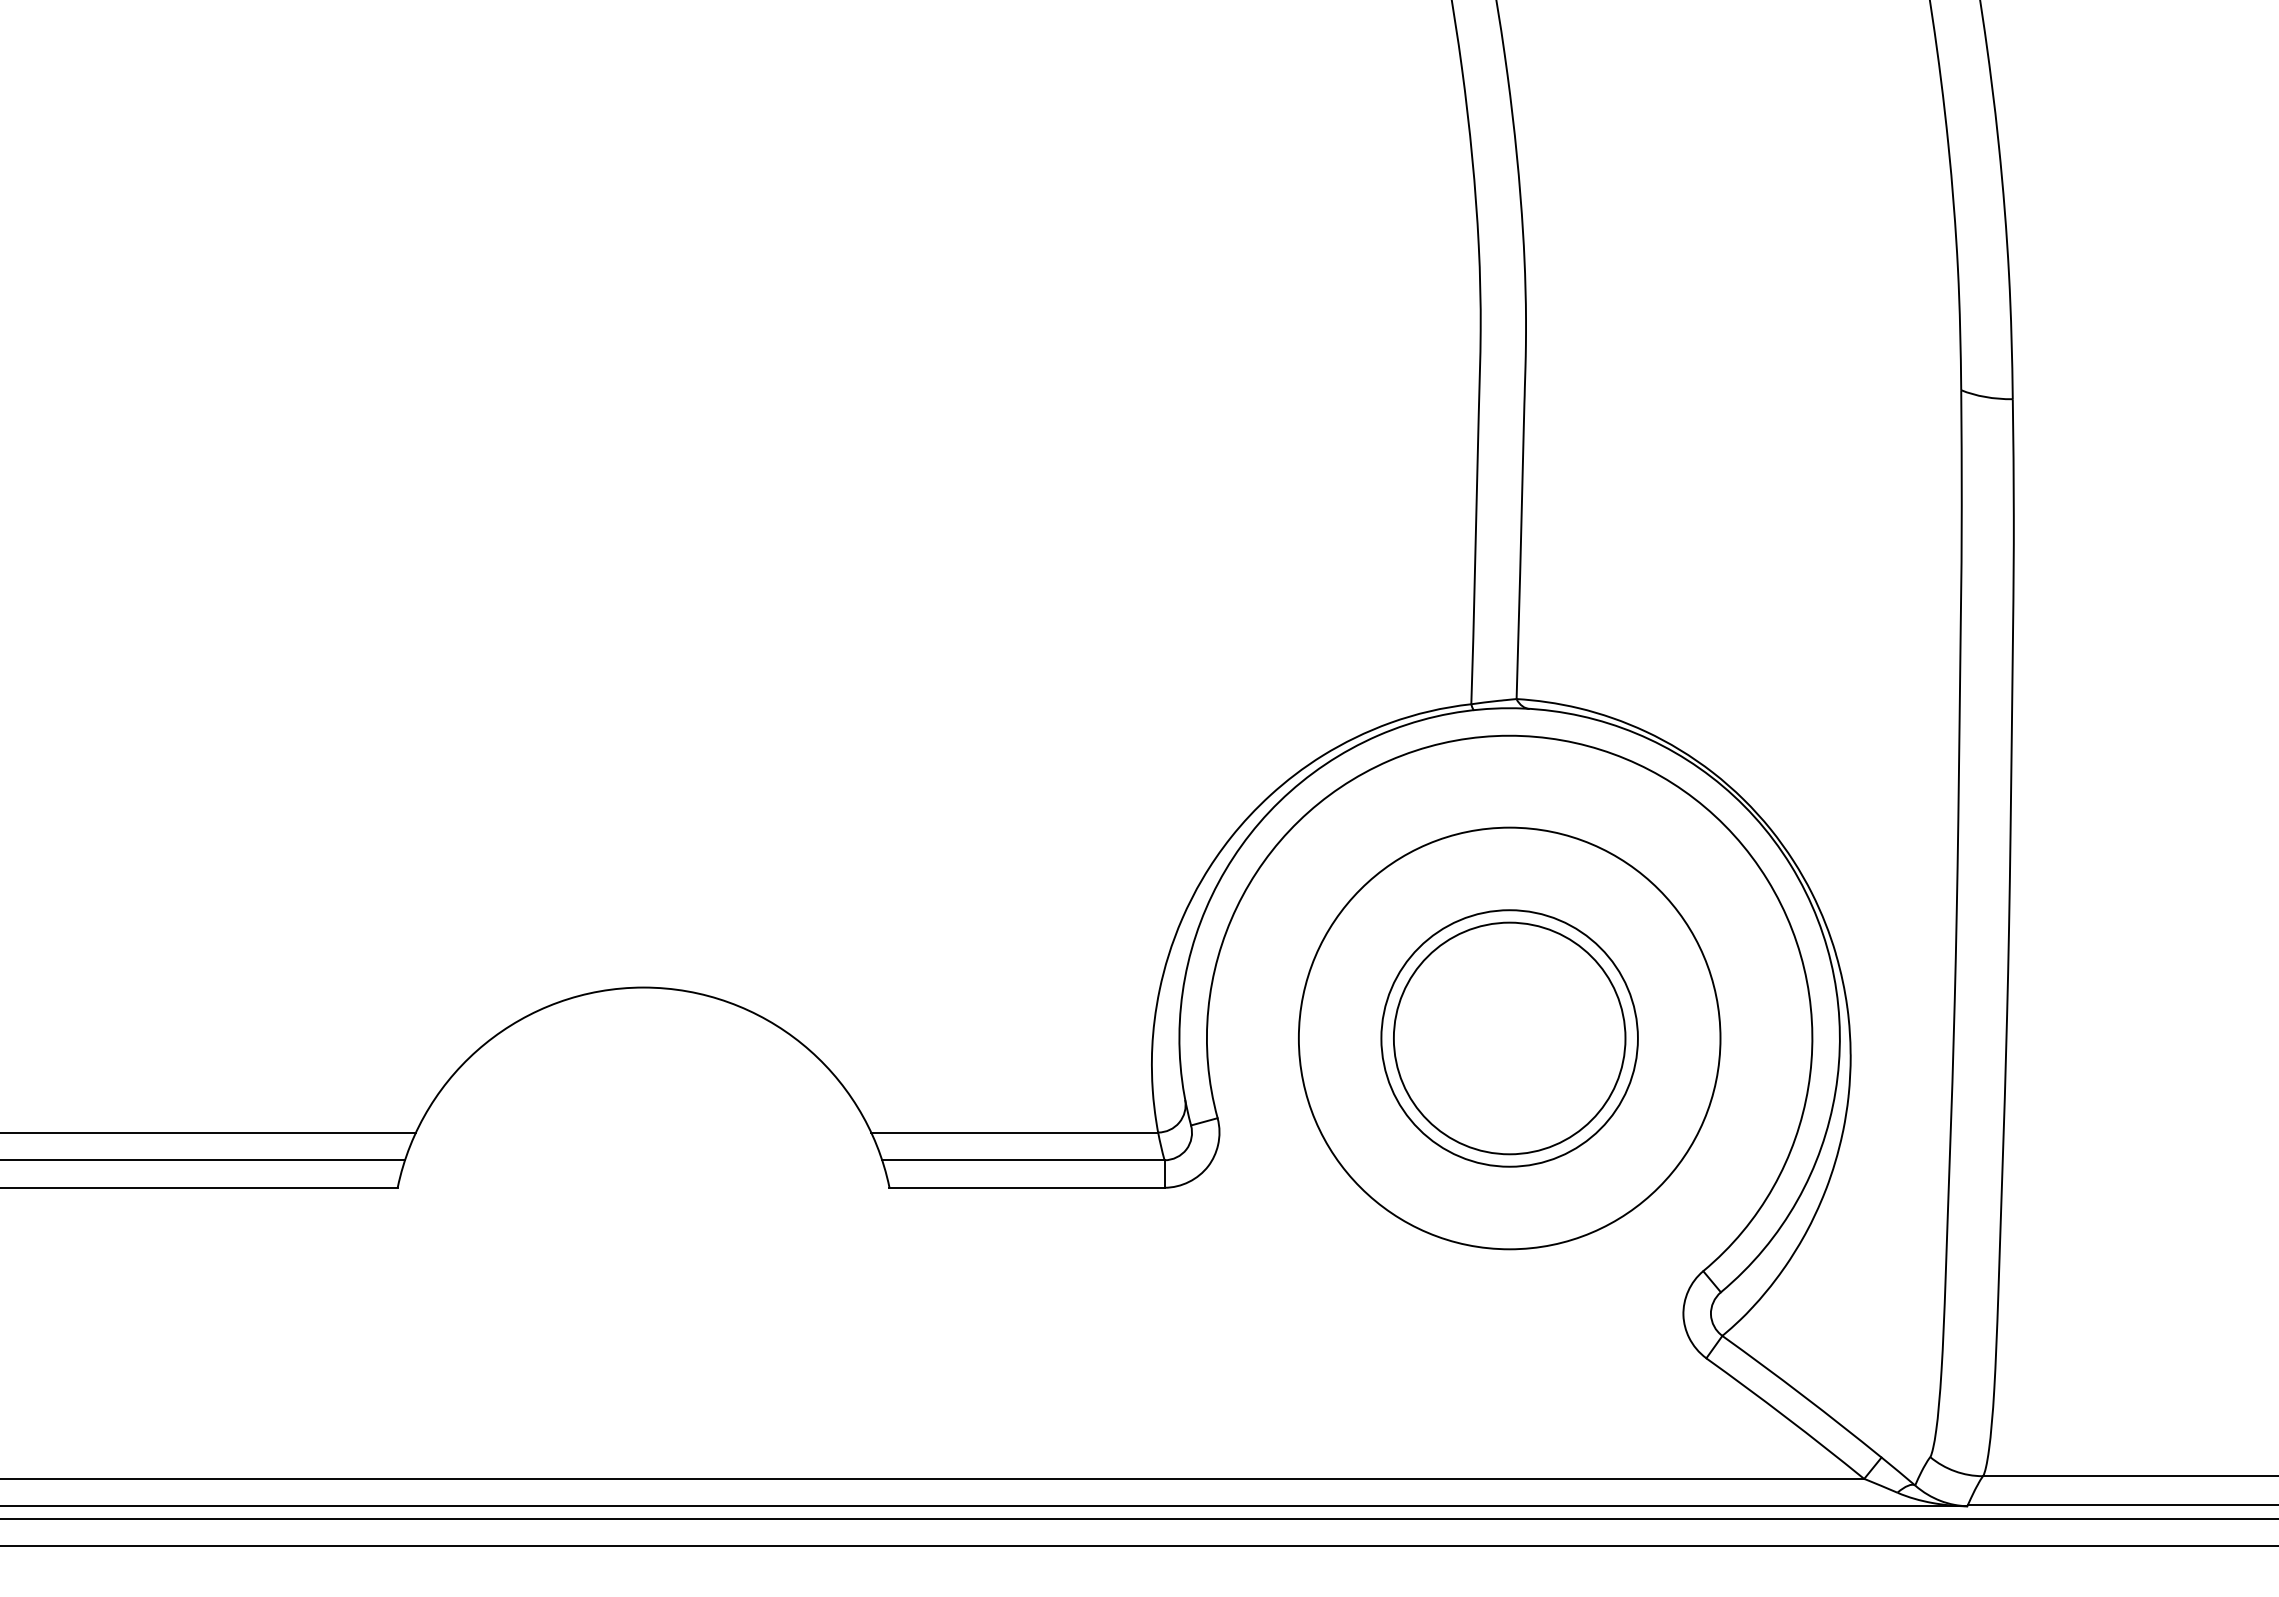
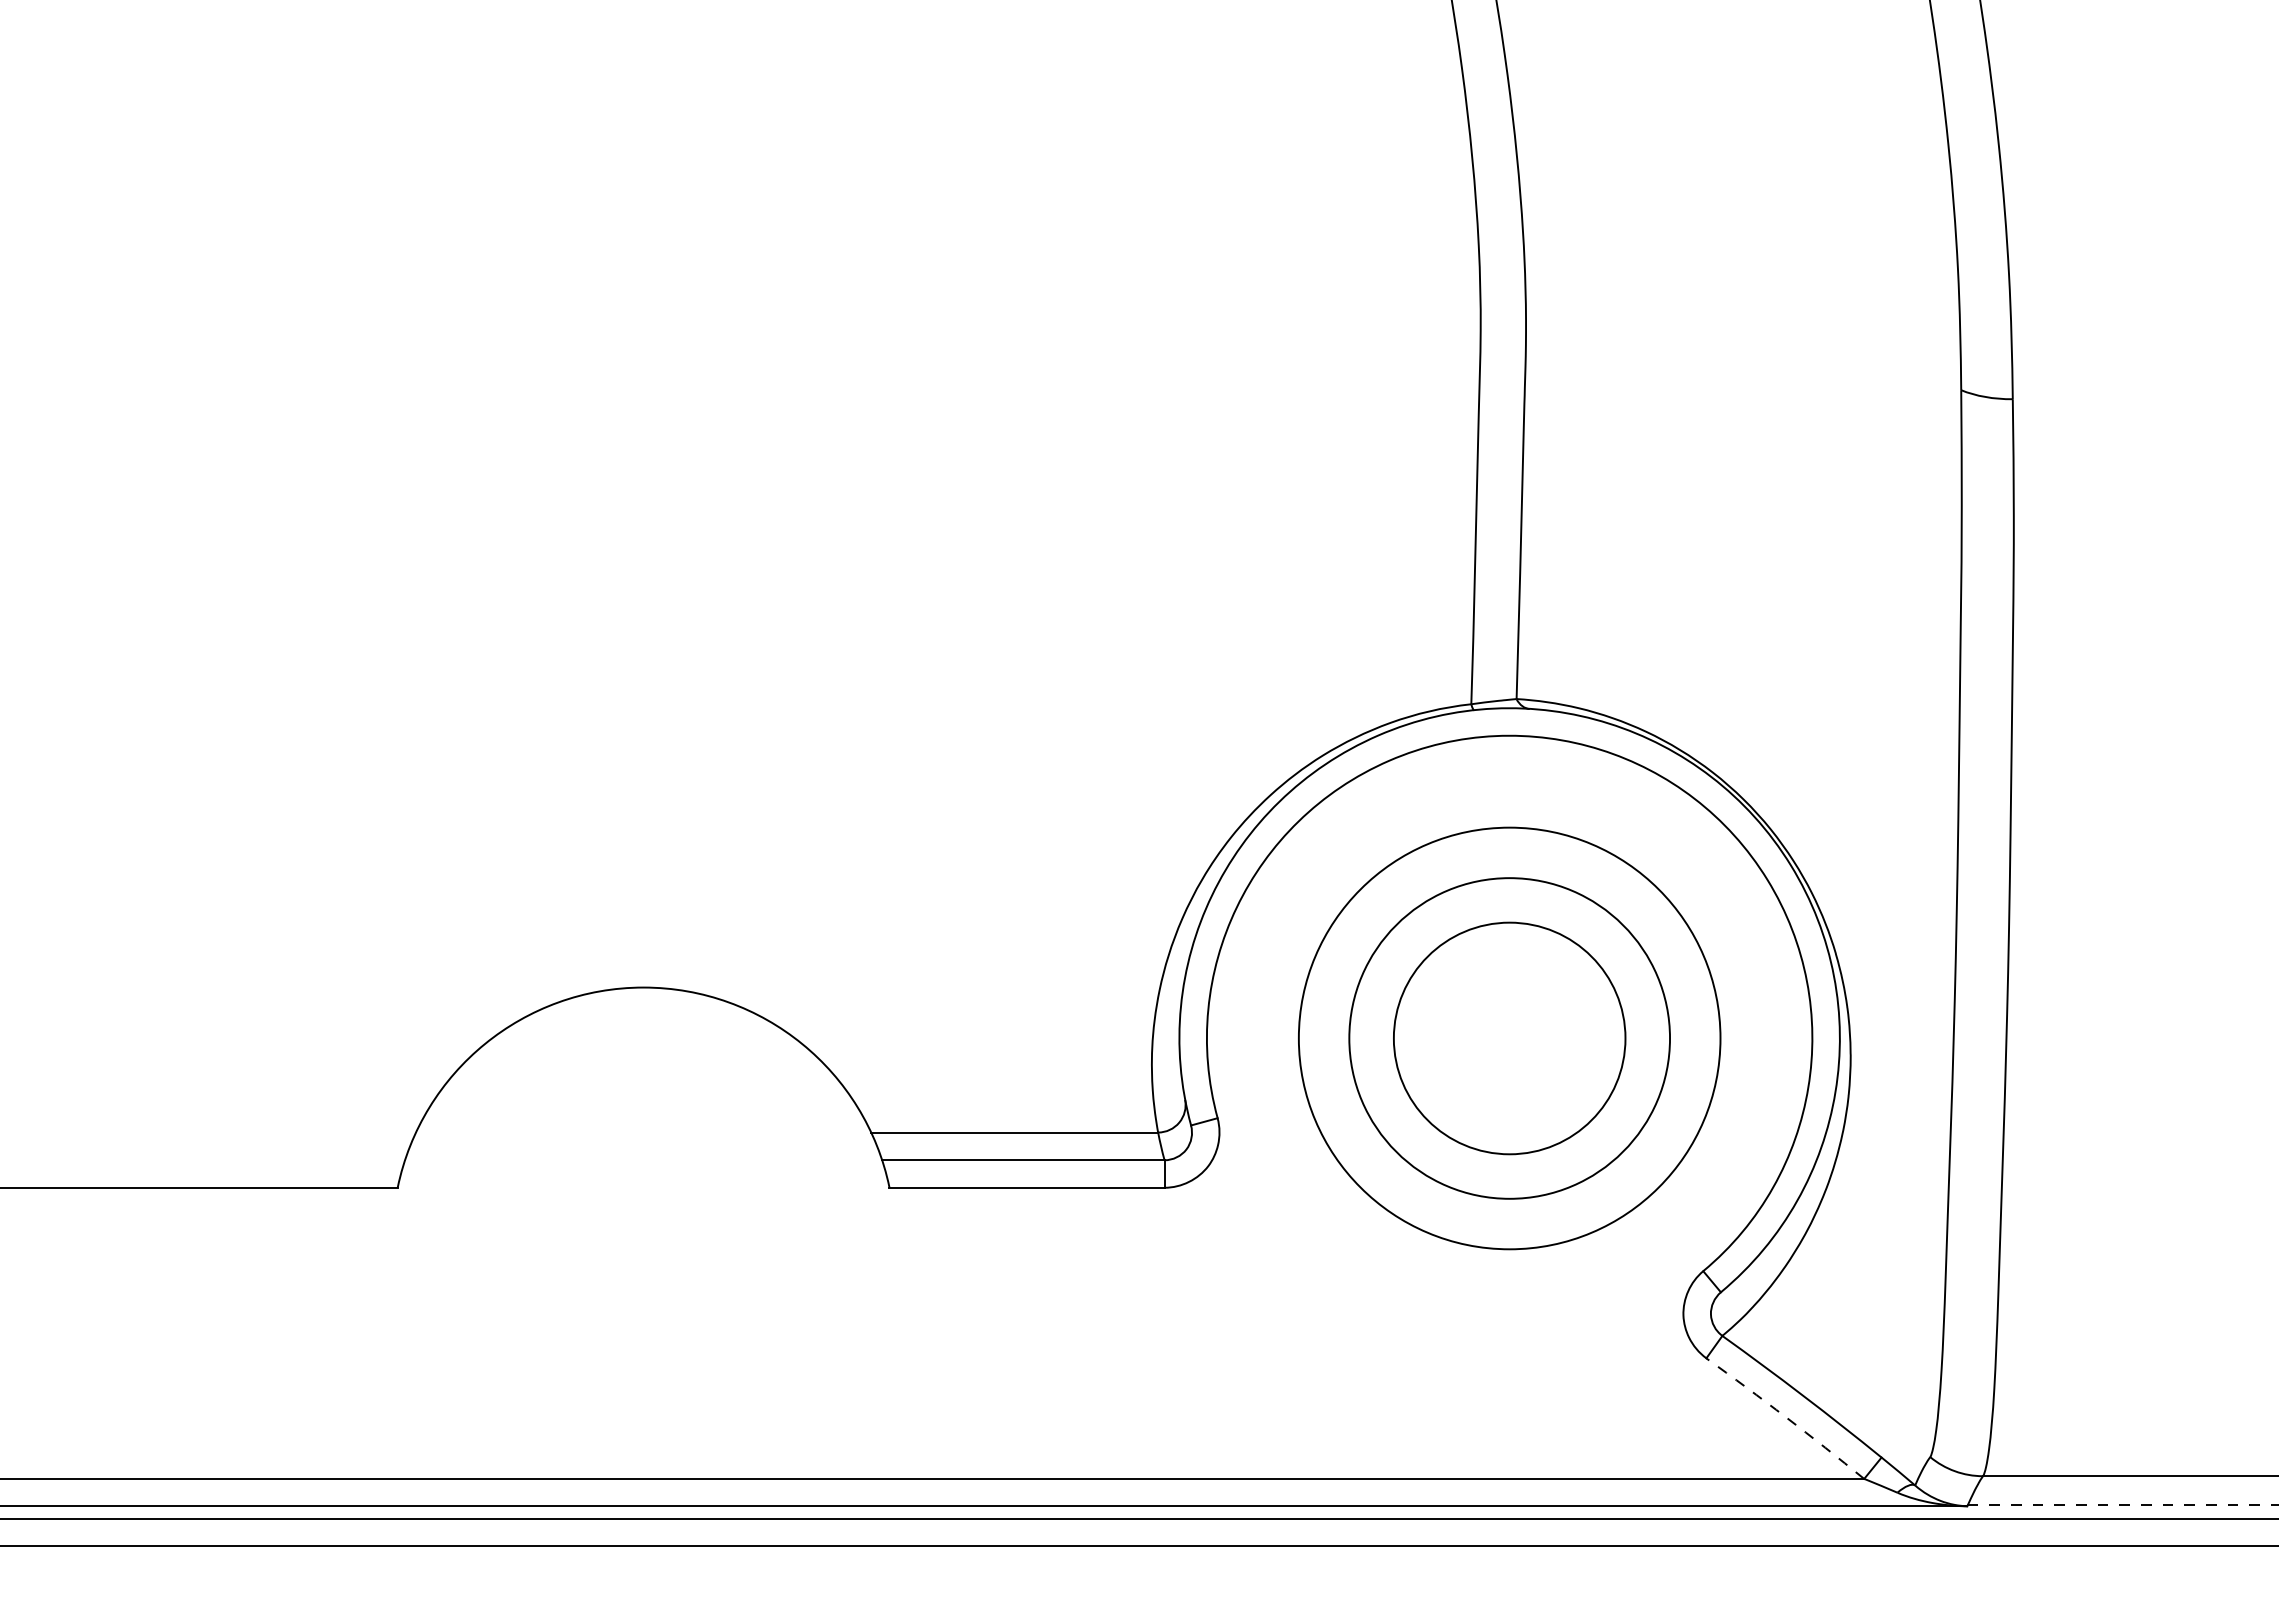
circle diameter: 257 px -> 321 px (1509, 1038)
line: present -> none (209, 1132)
line: present -> none (203, 1160)
arc: solid -> dashed (1786, 1417)
line: solid -> dashed (2122, 1505)
